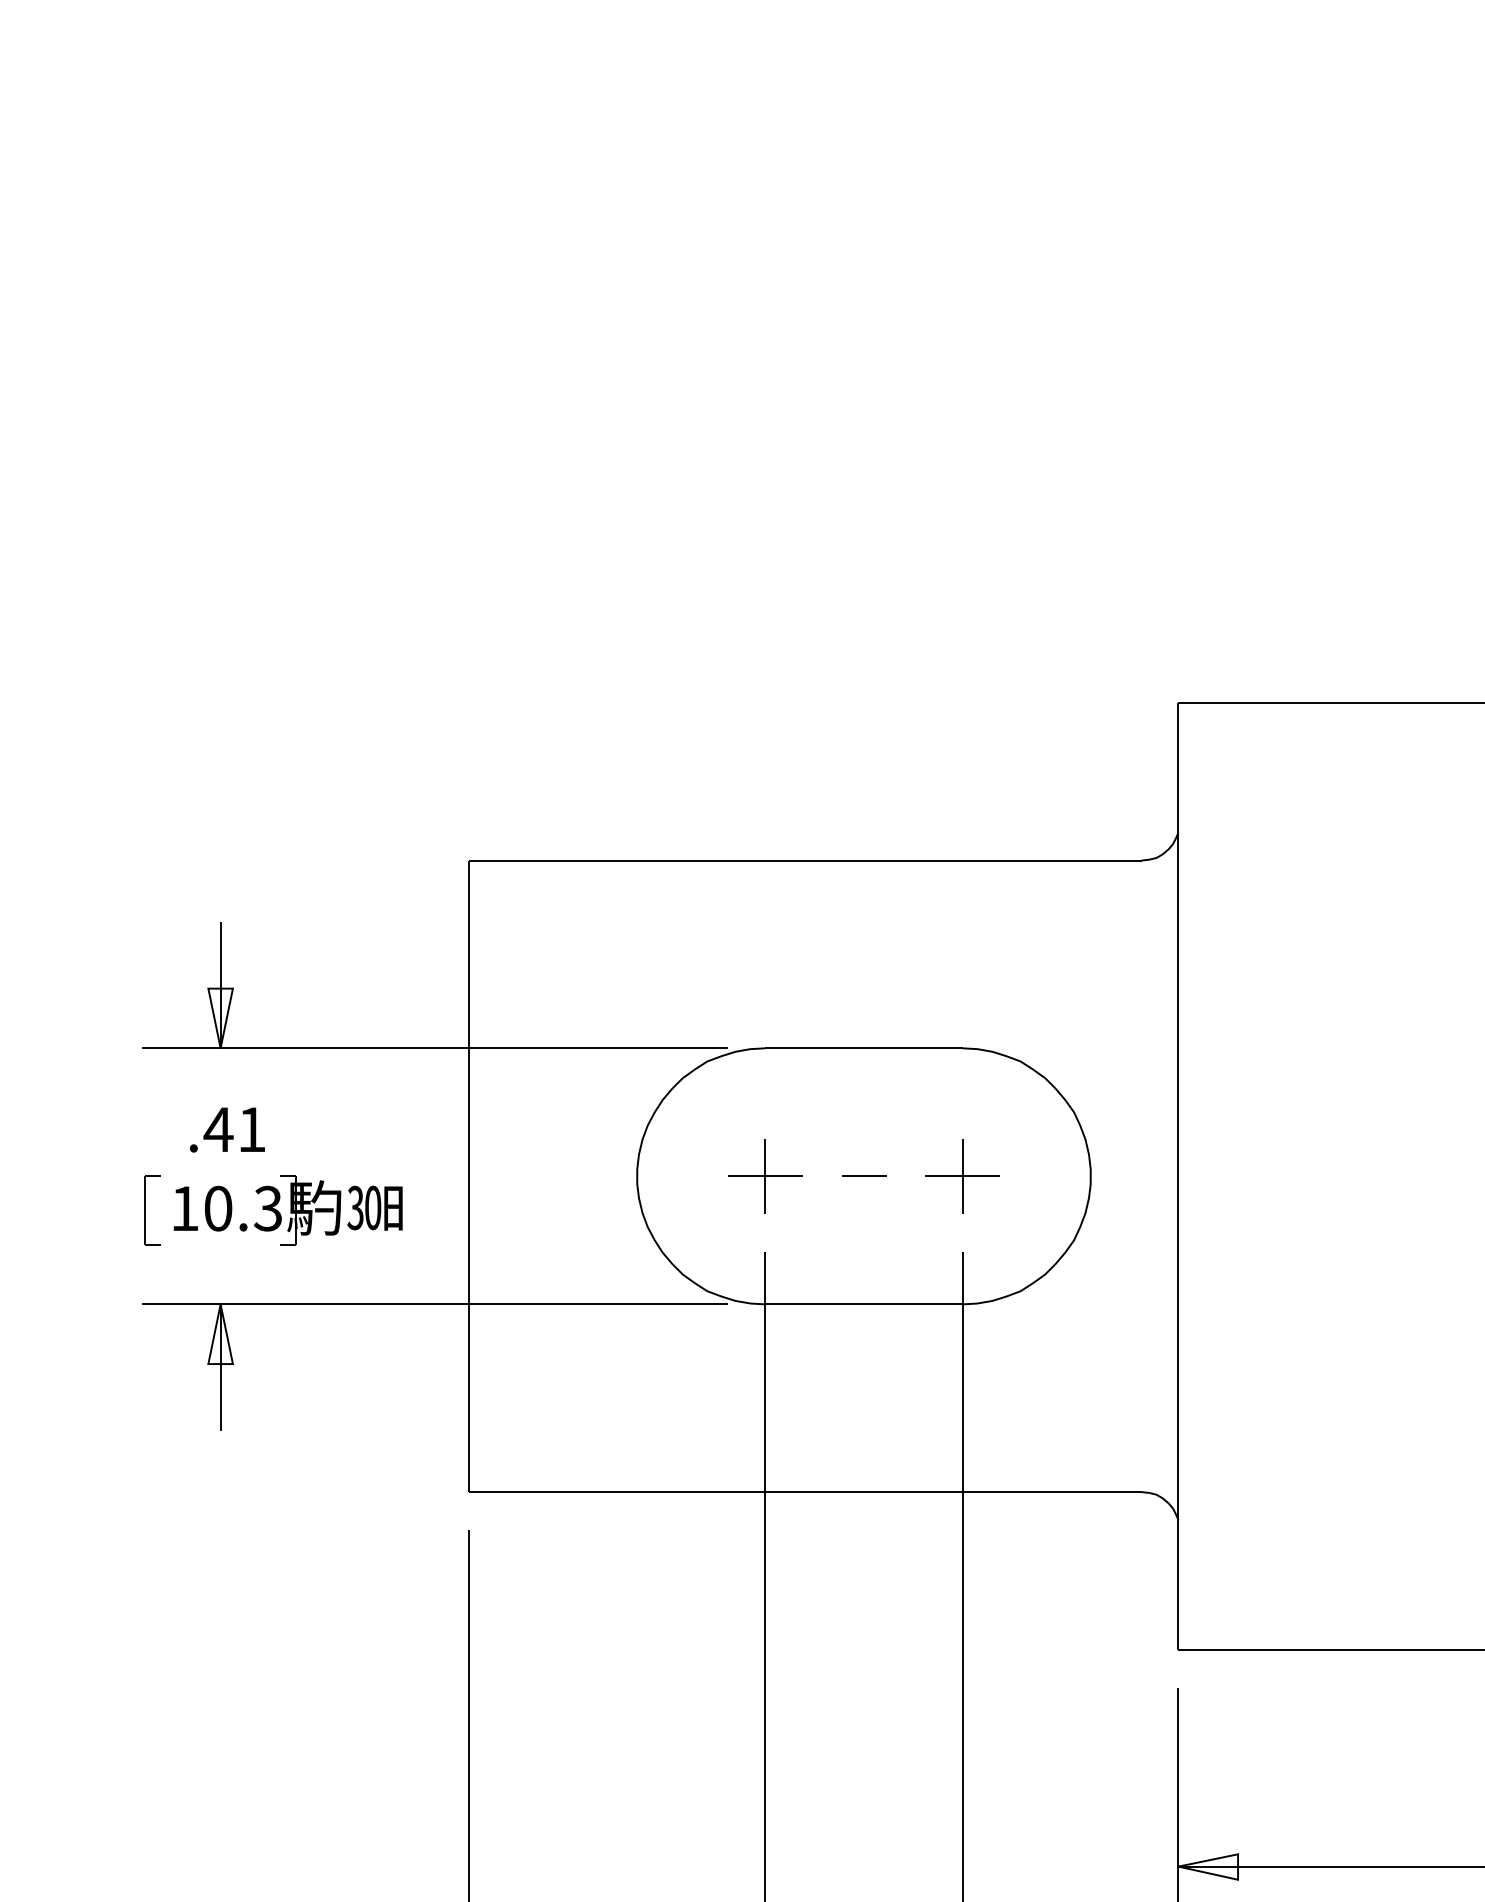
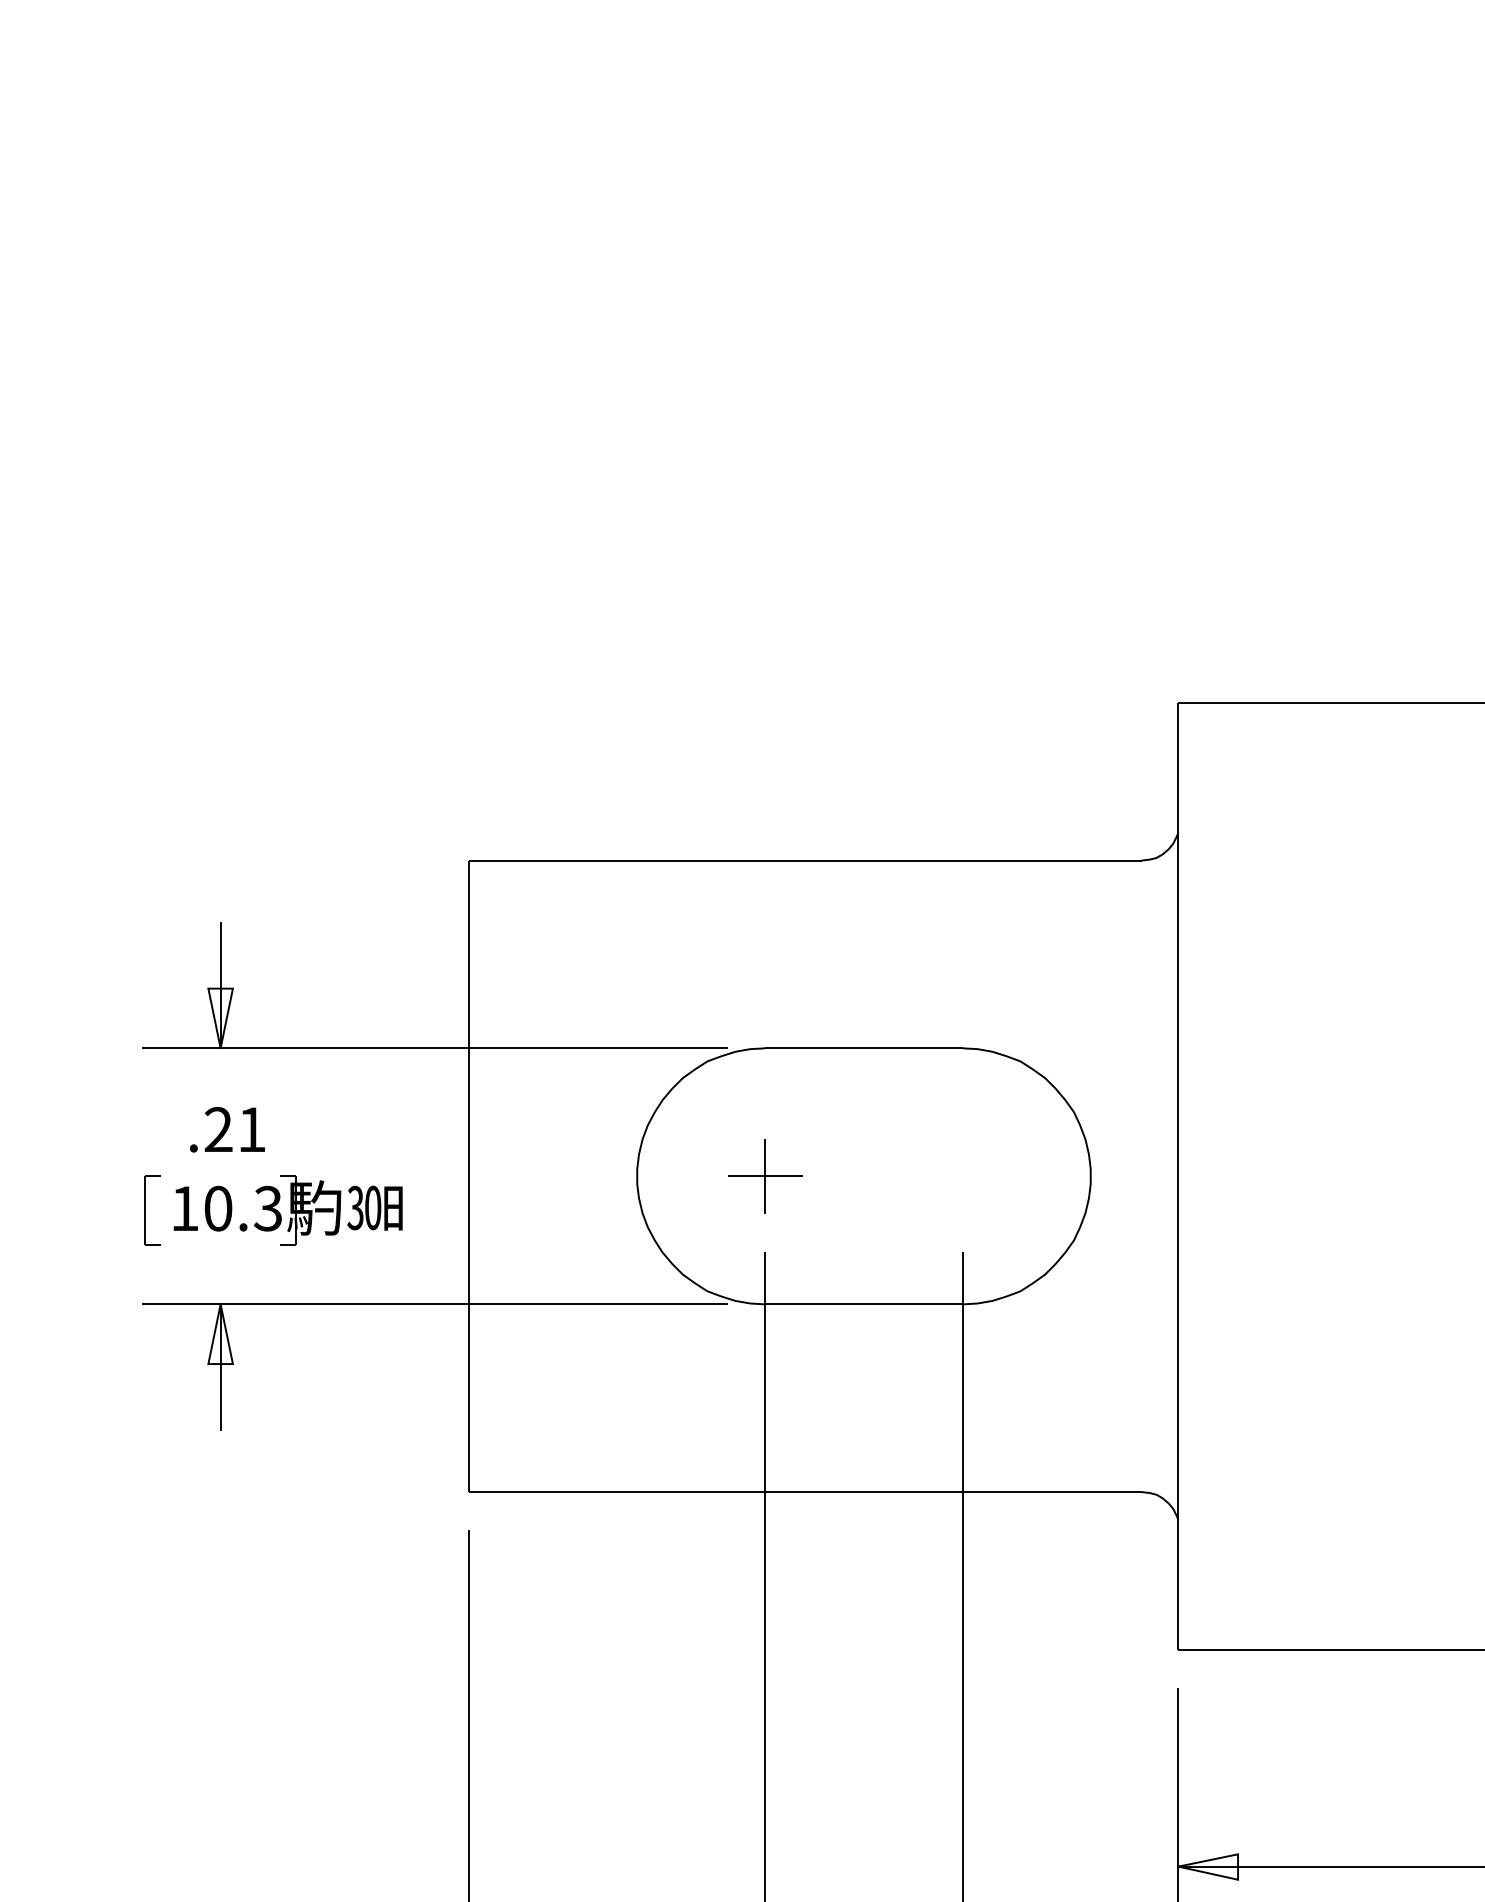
text: .41 -> .21 (218, 1129)
line: present -> none (864, 1175)
part: present -> none (962, 1176)
